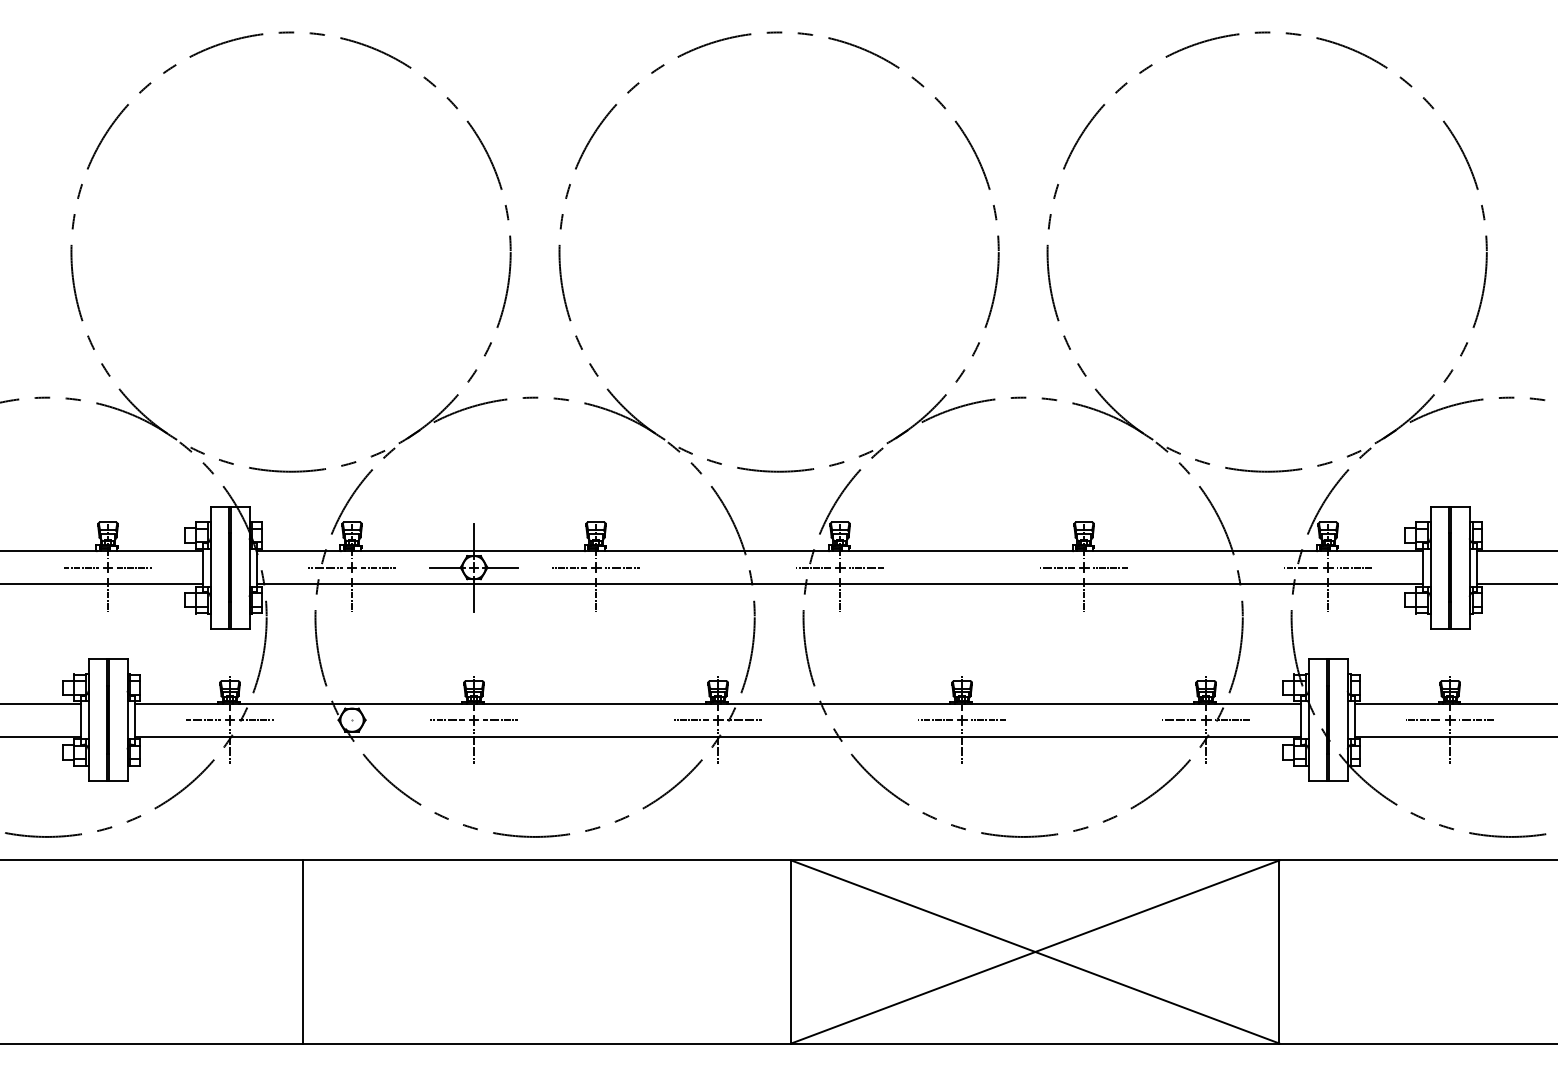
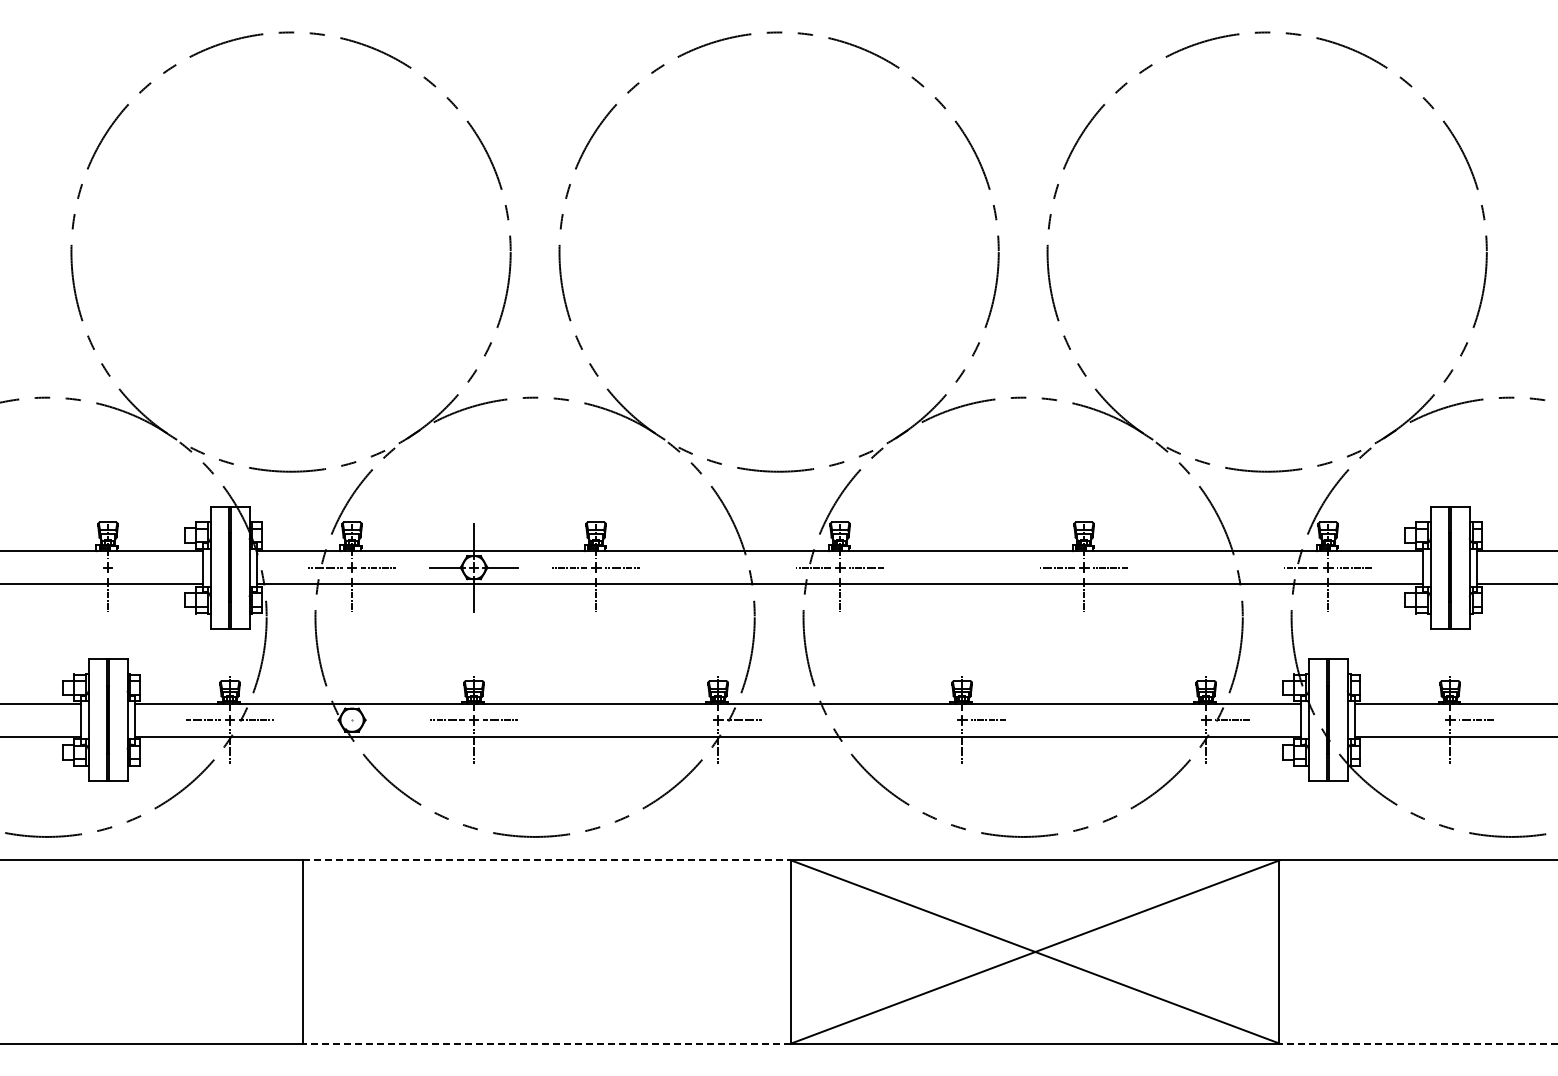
line: present -> none (81, 567)
line: present -> none (134, 567)
line: present -> none (691, 720)
line: present -> none (935, 720)
line: present -> none (1179, 720)
line: present -> none (1423, 720)
line: solid -> dashed (547, 860)
line: solid -> dashed (546, 1043)
line: solid -> dashed (1418, 1043)
